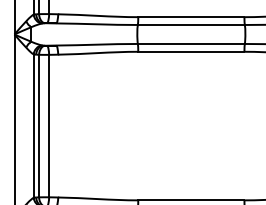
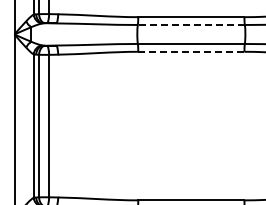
line: solid -> dashed (190, 25)
line: solid -> dashed (191, 51)
